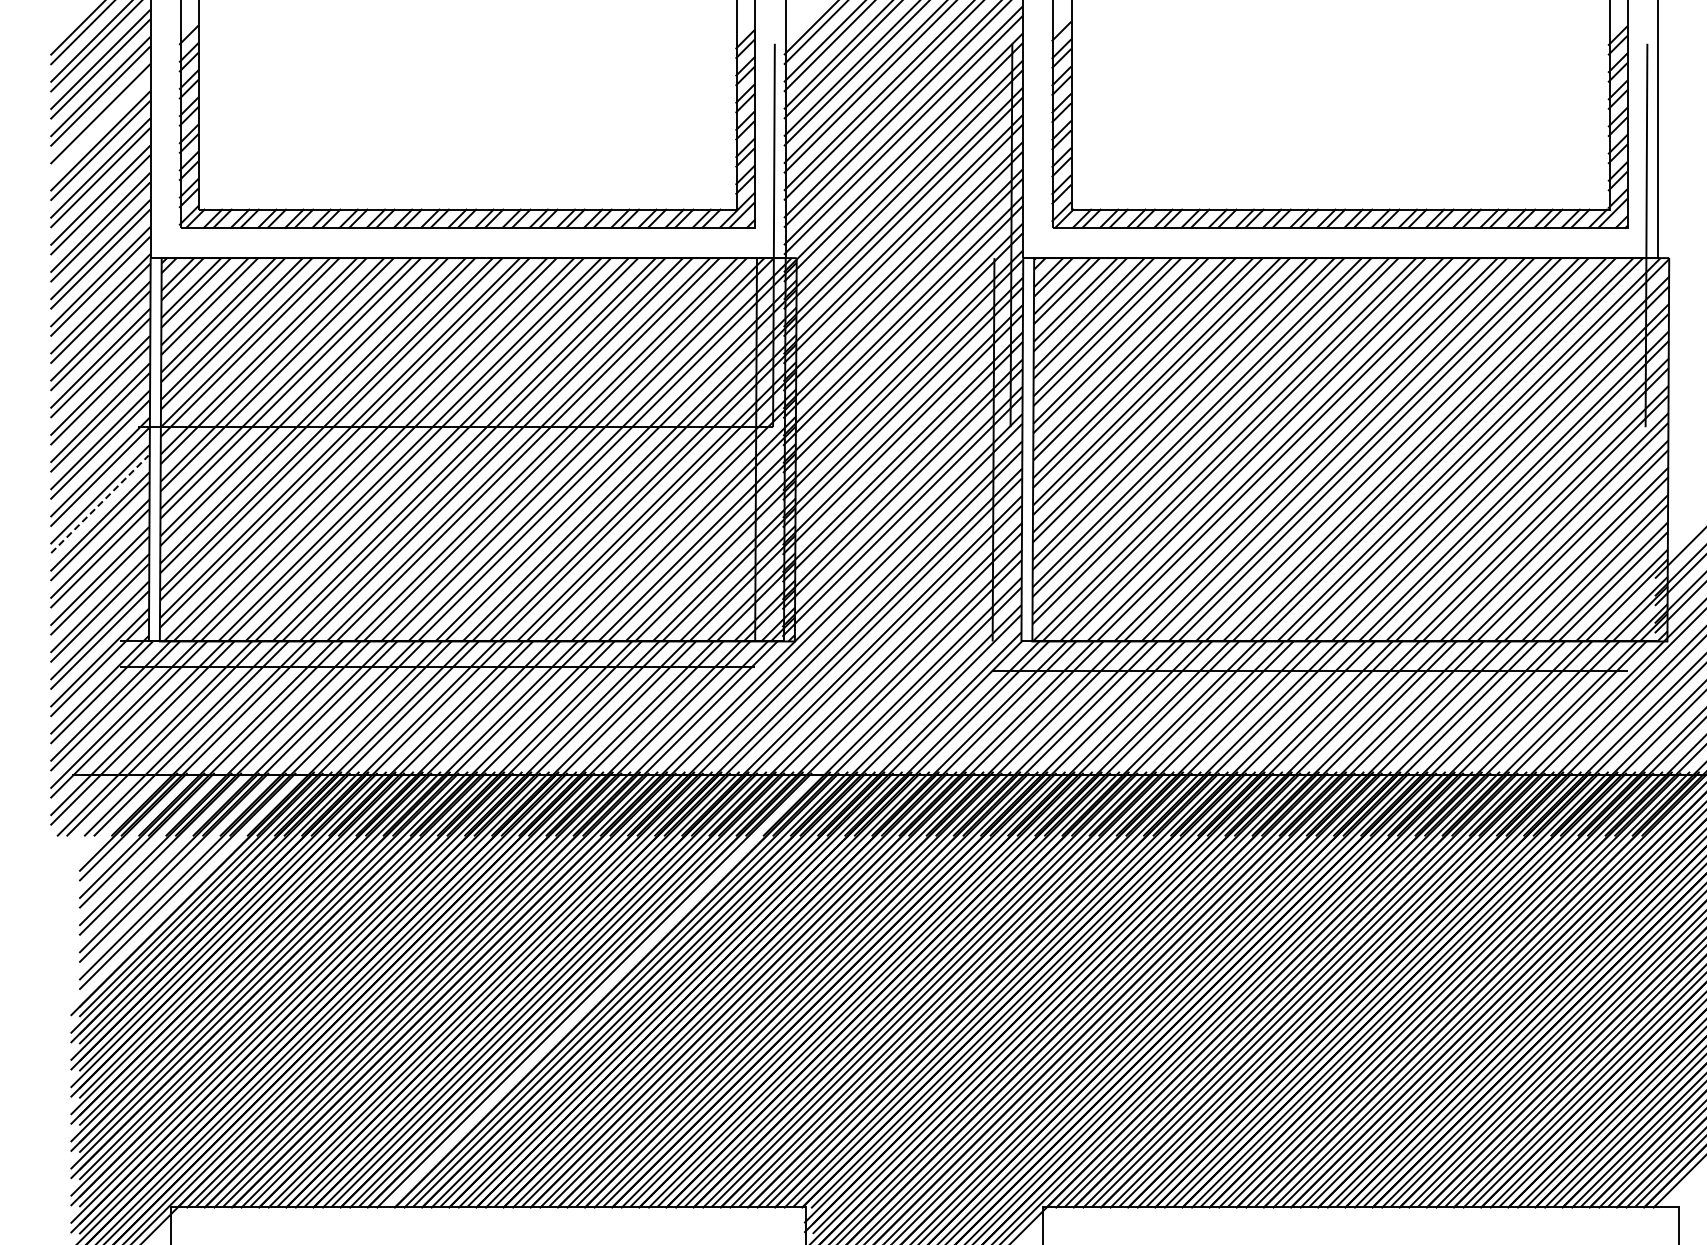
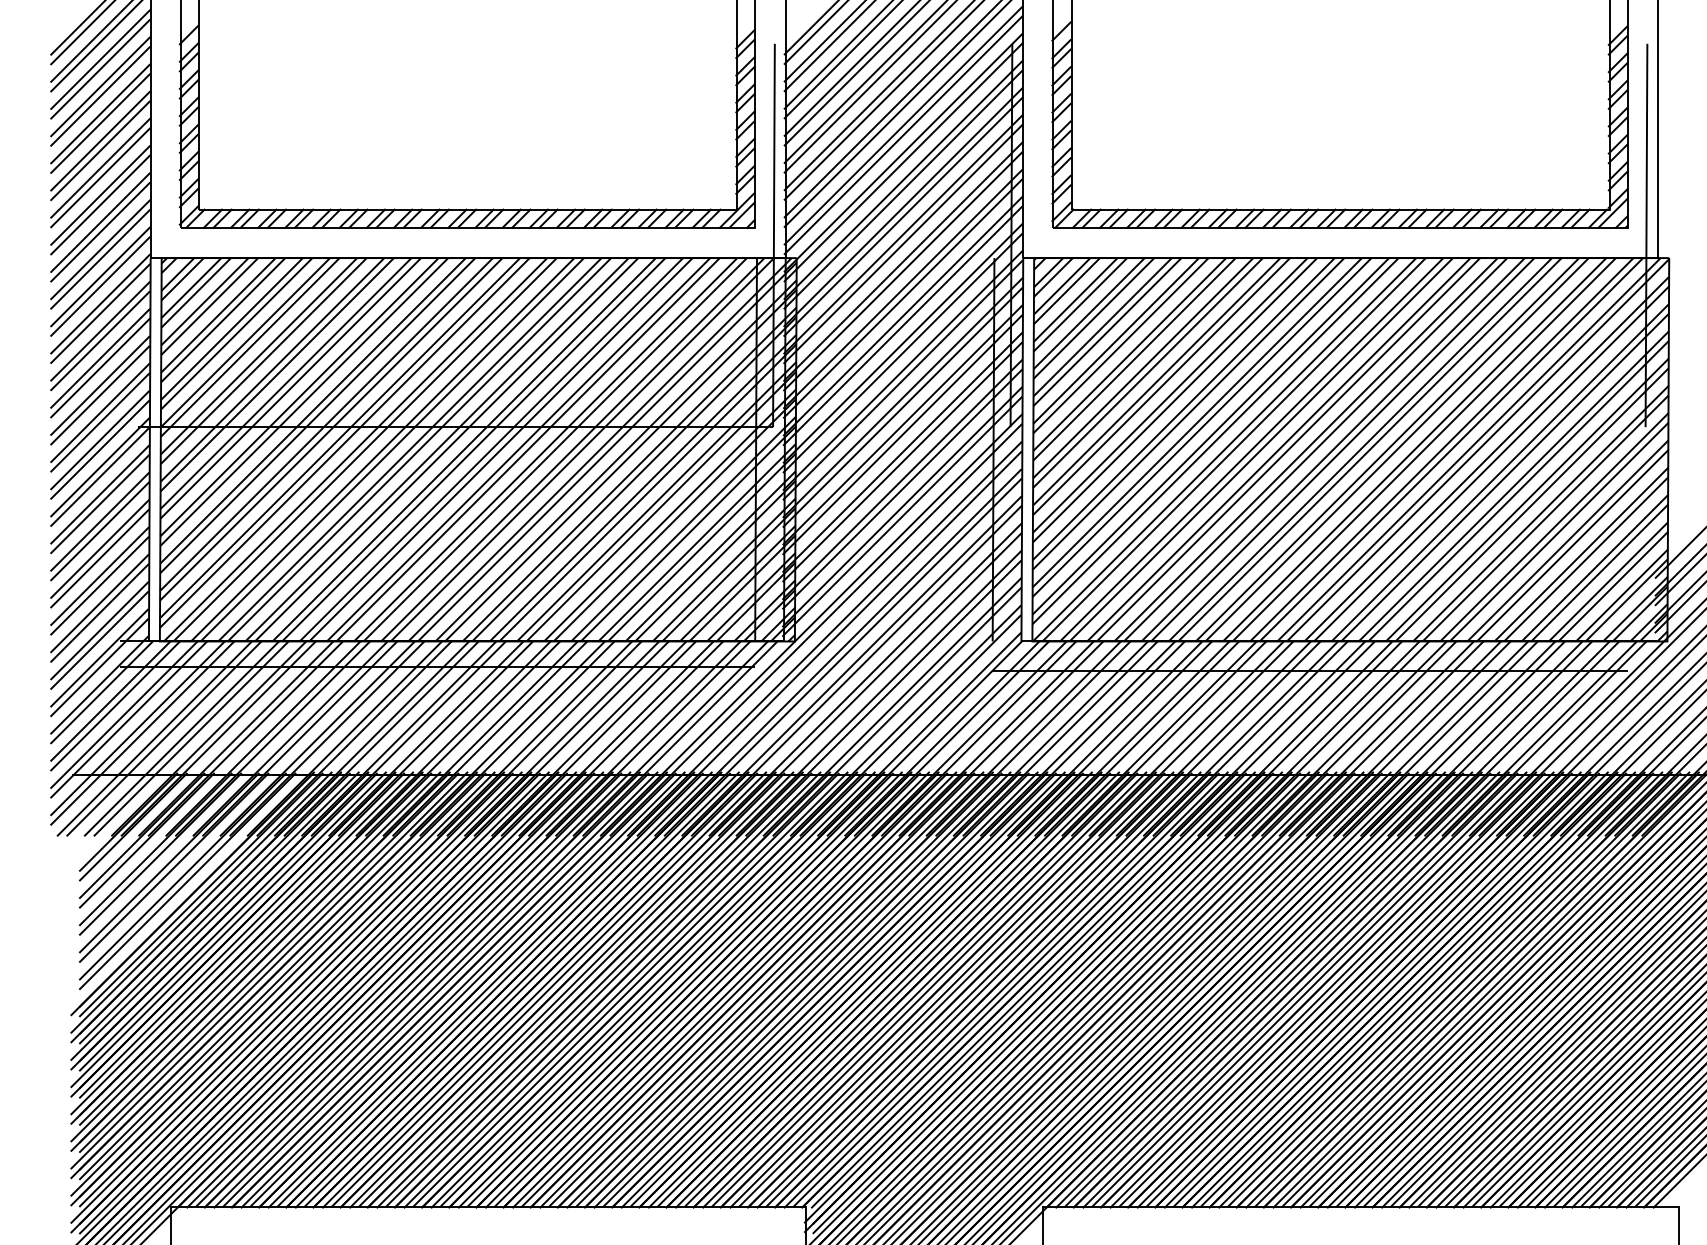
line: none -> present (100, 123)
line: dashed -> solid (99, 504)
line: none -> present (603, 989)
